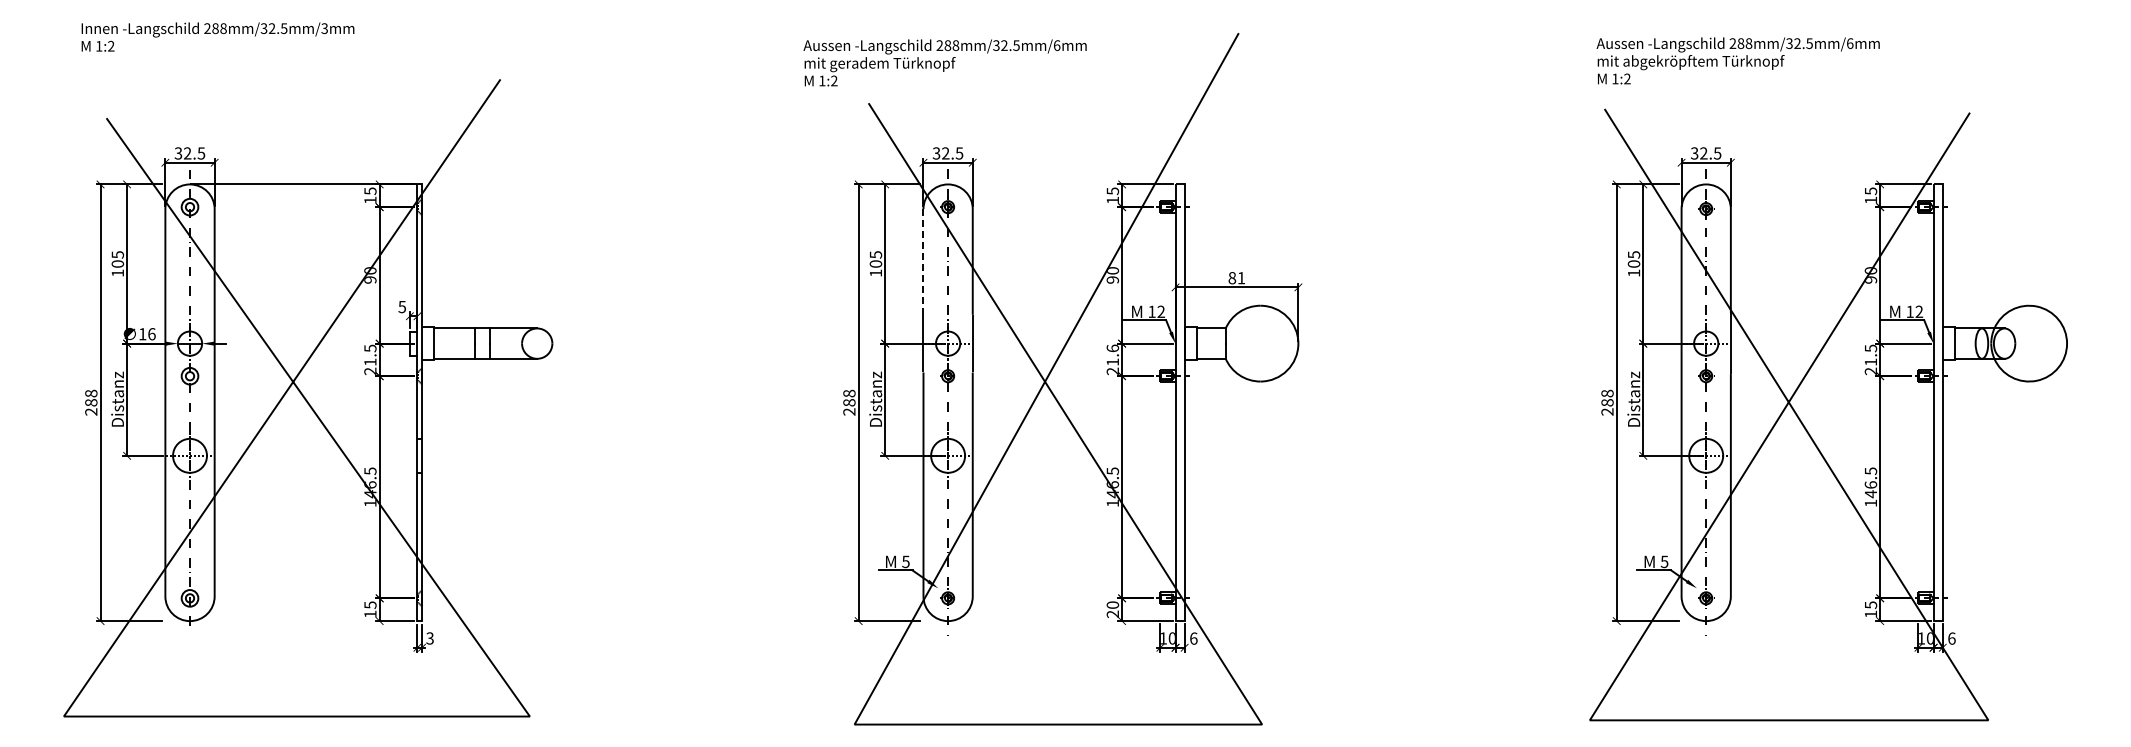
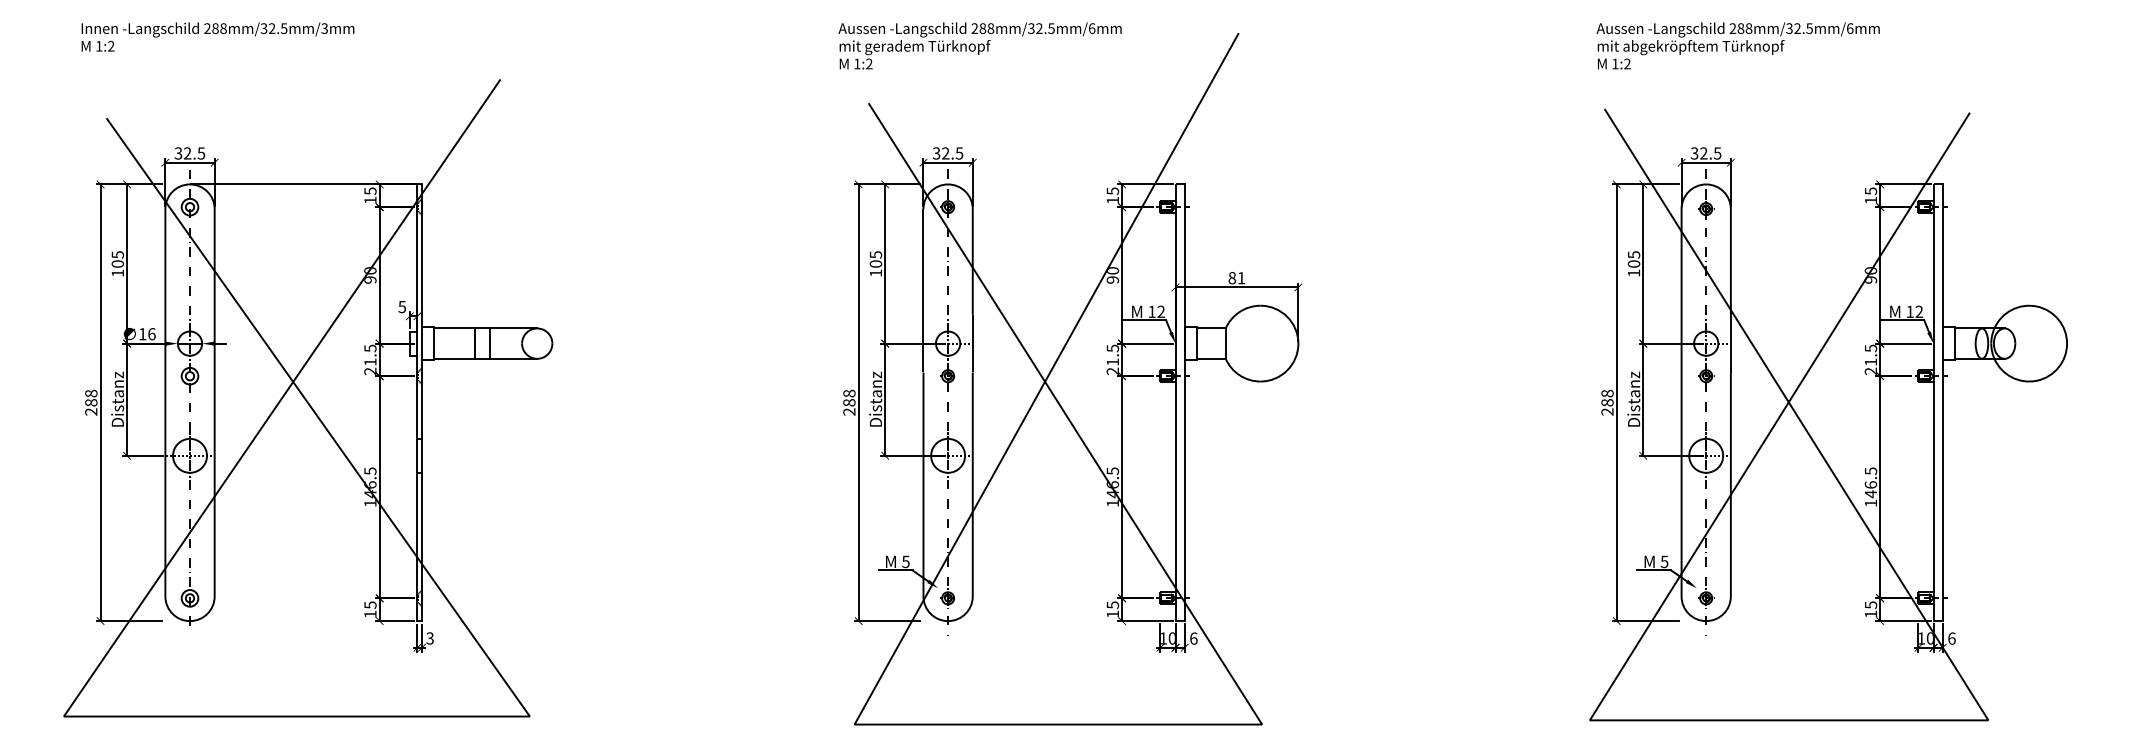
text position: (1737, 60) -> (1737, 45) (1737, 45)
text position: (944, 62) -> (979, 45) (979, 45)
line: dashed -> solid (923, 261)
text: 21.6 -> 21.5 (1112, 348)
text: 20 -> 15 (1112, 609)
